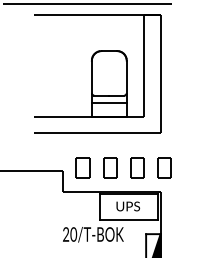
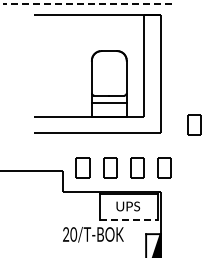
line: solid -> dashed (87, 3)
part: none -> present (194, 124)
line: solid -> dashed (129, 219)
